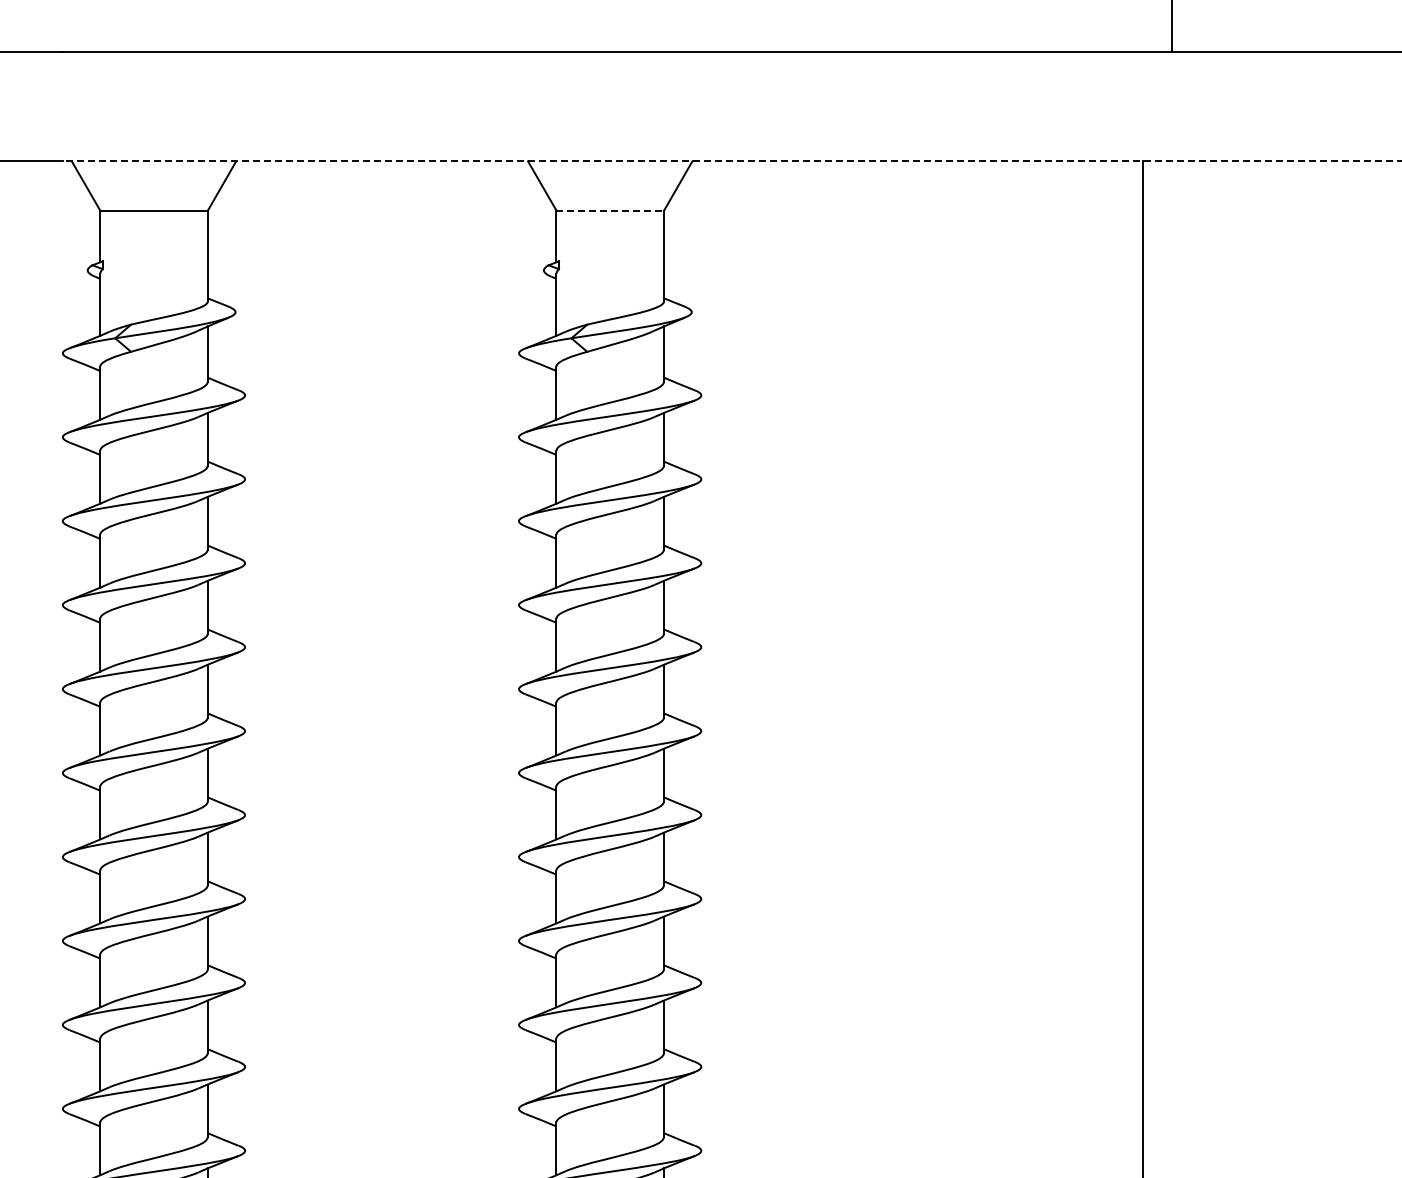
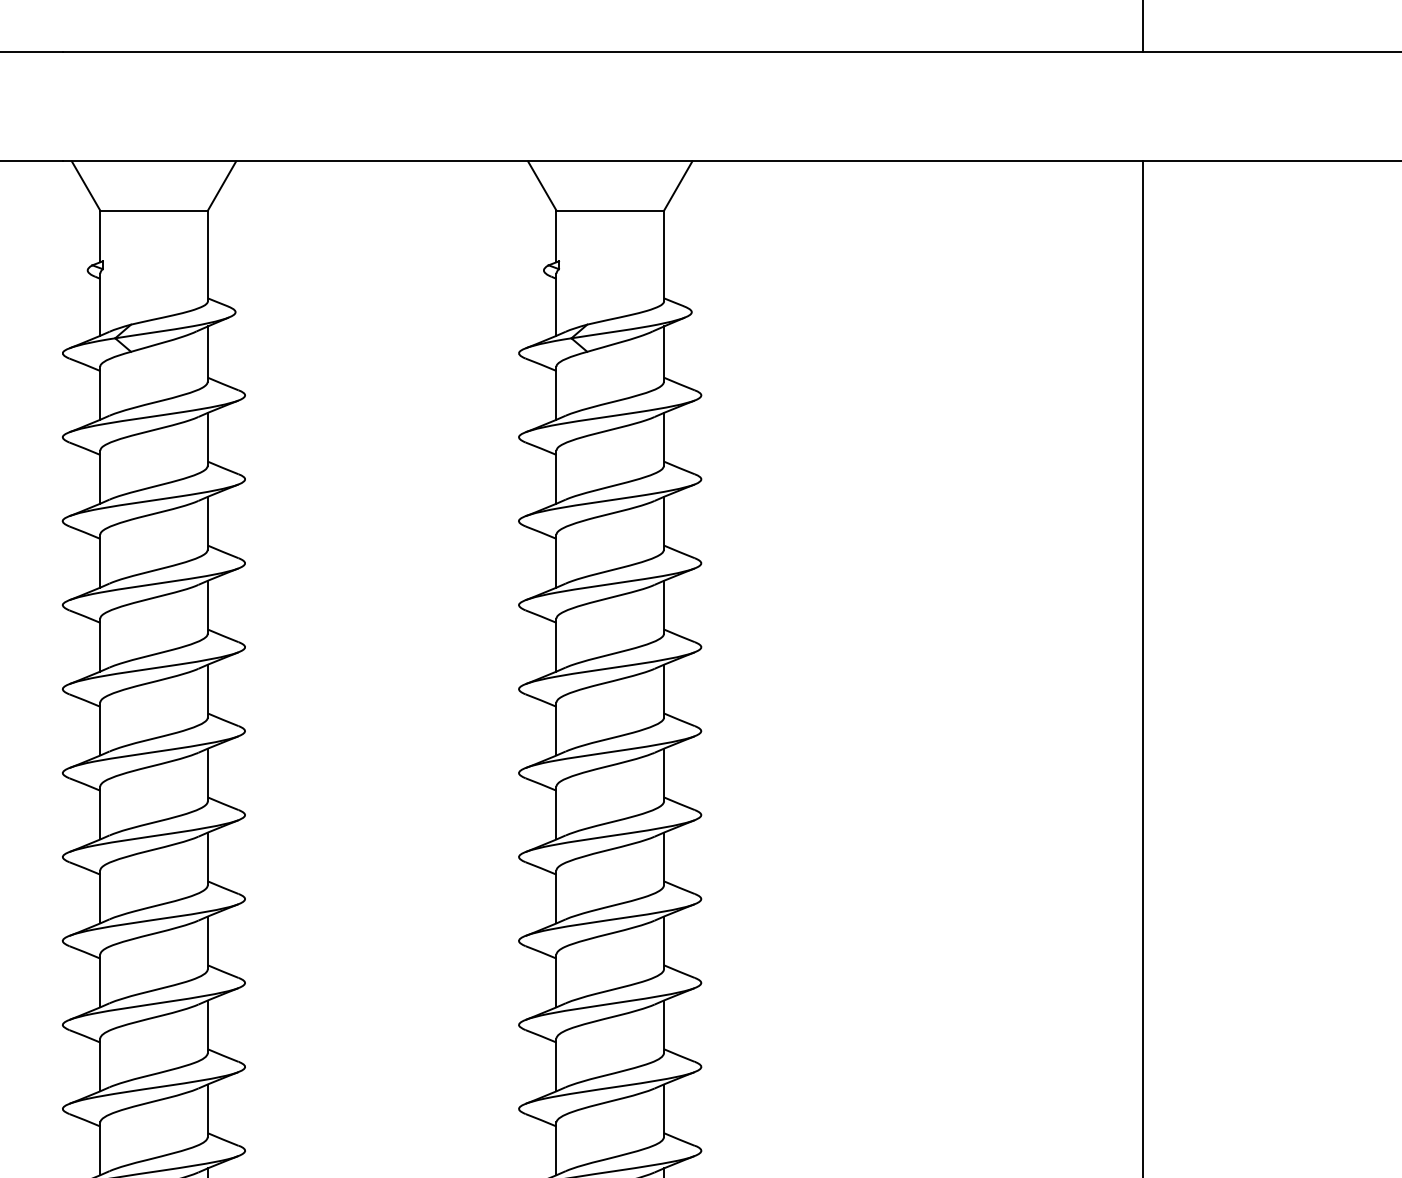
line position: (1172, 26) -> (1143, 26) (1143, 26)
line: dashed -> solid (731, 161)
line: dashed -> solid (610, 210)
